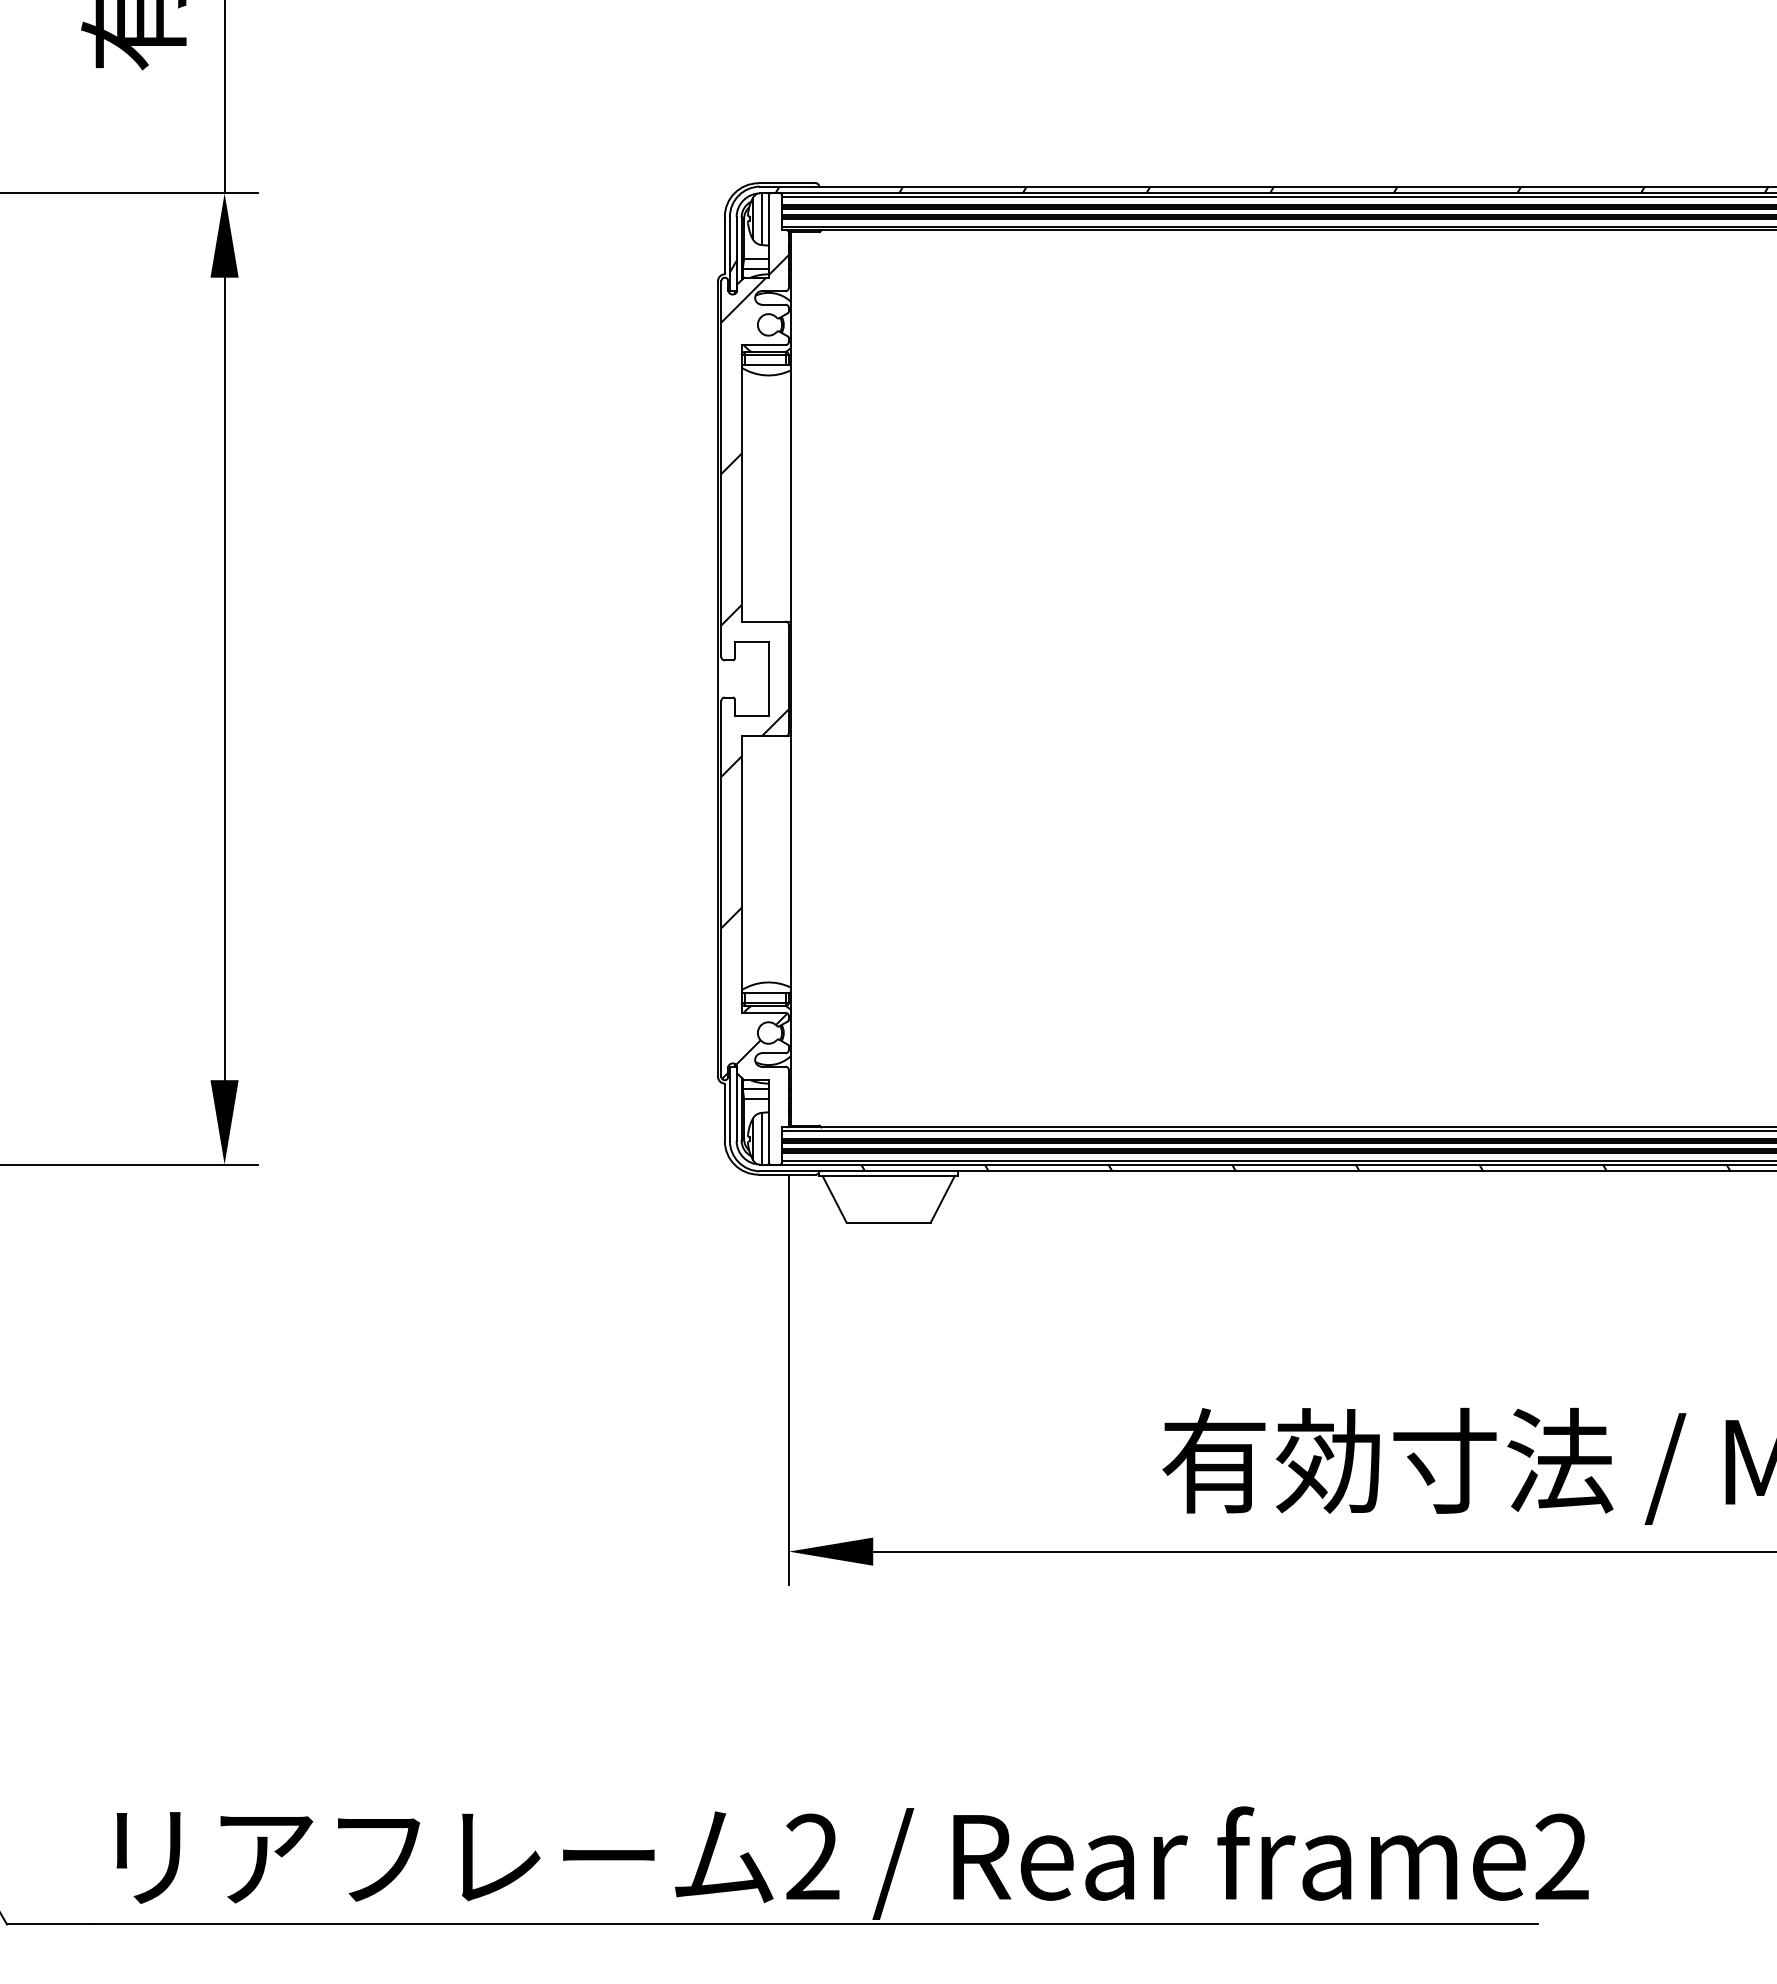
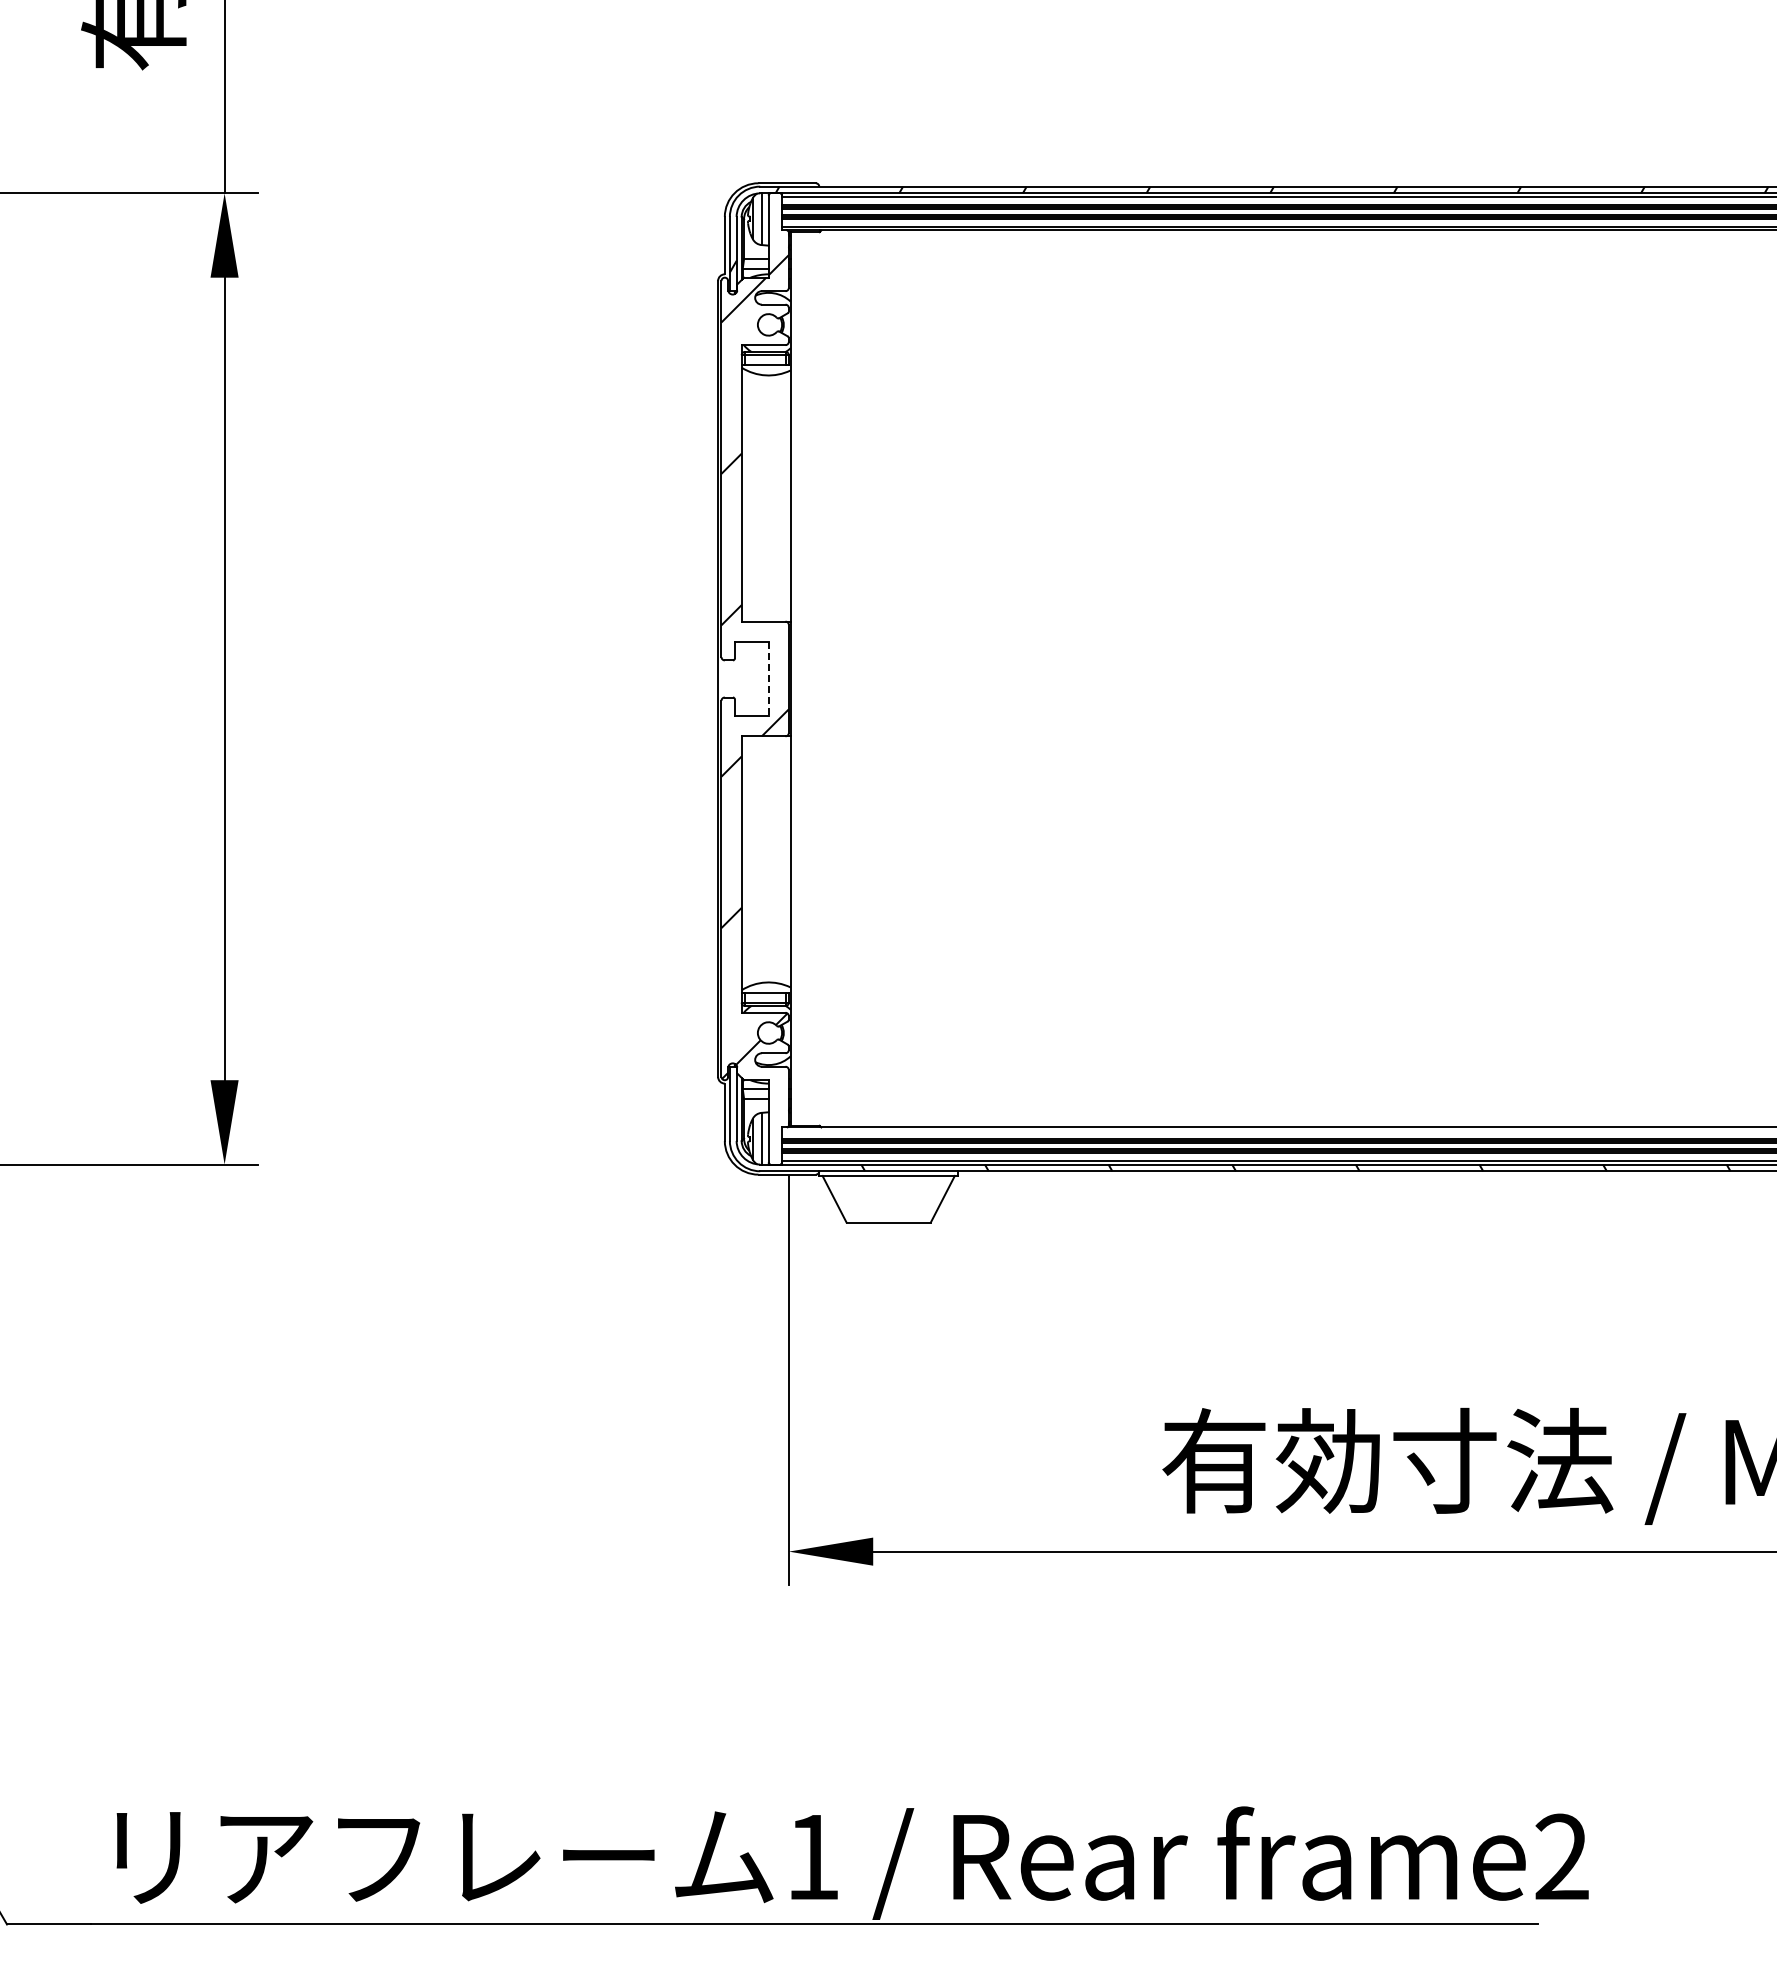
line: solid -> dashed (768, 679)
line: present -> none (1277, 1130)
text: 2 -> 1 (812, 1856)
